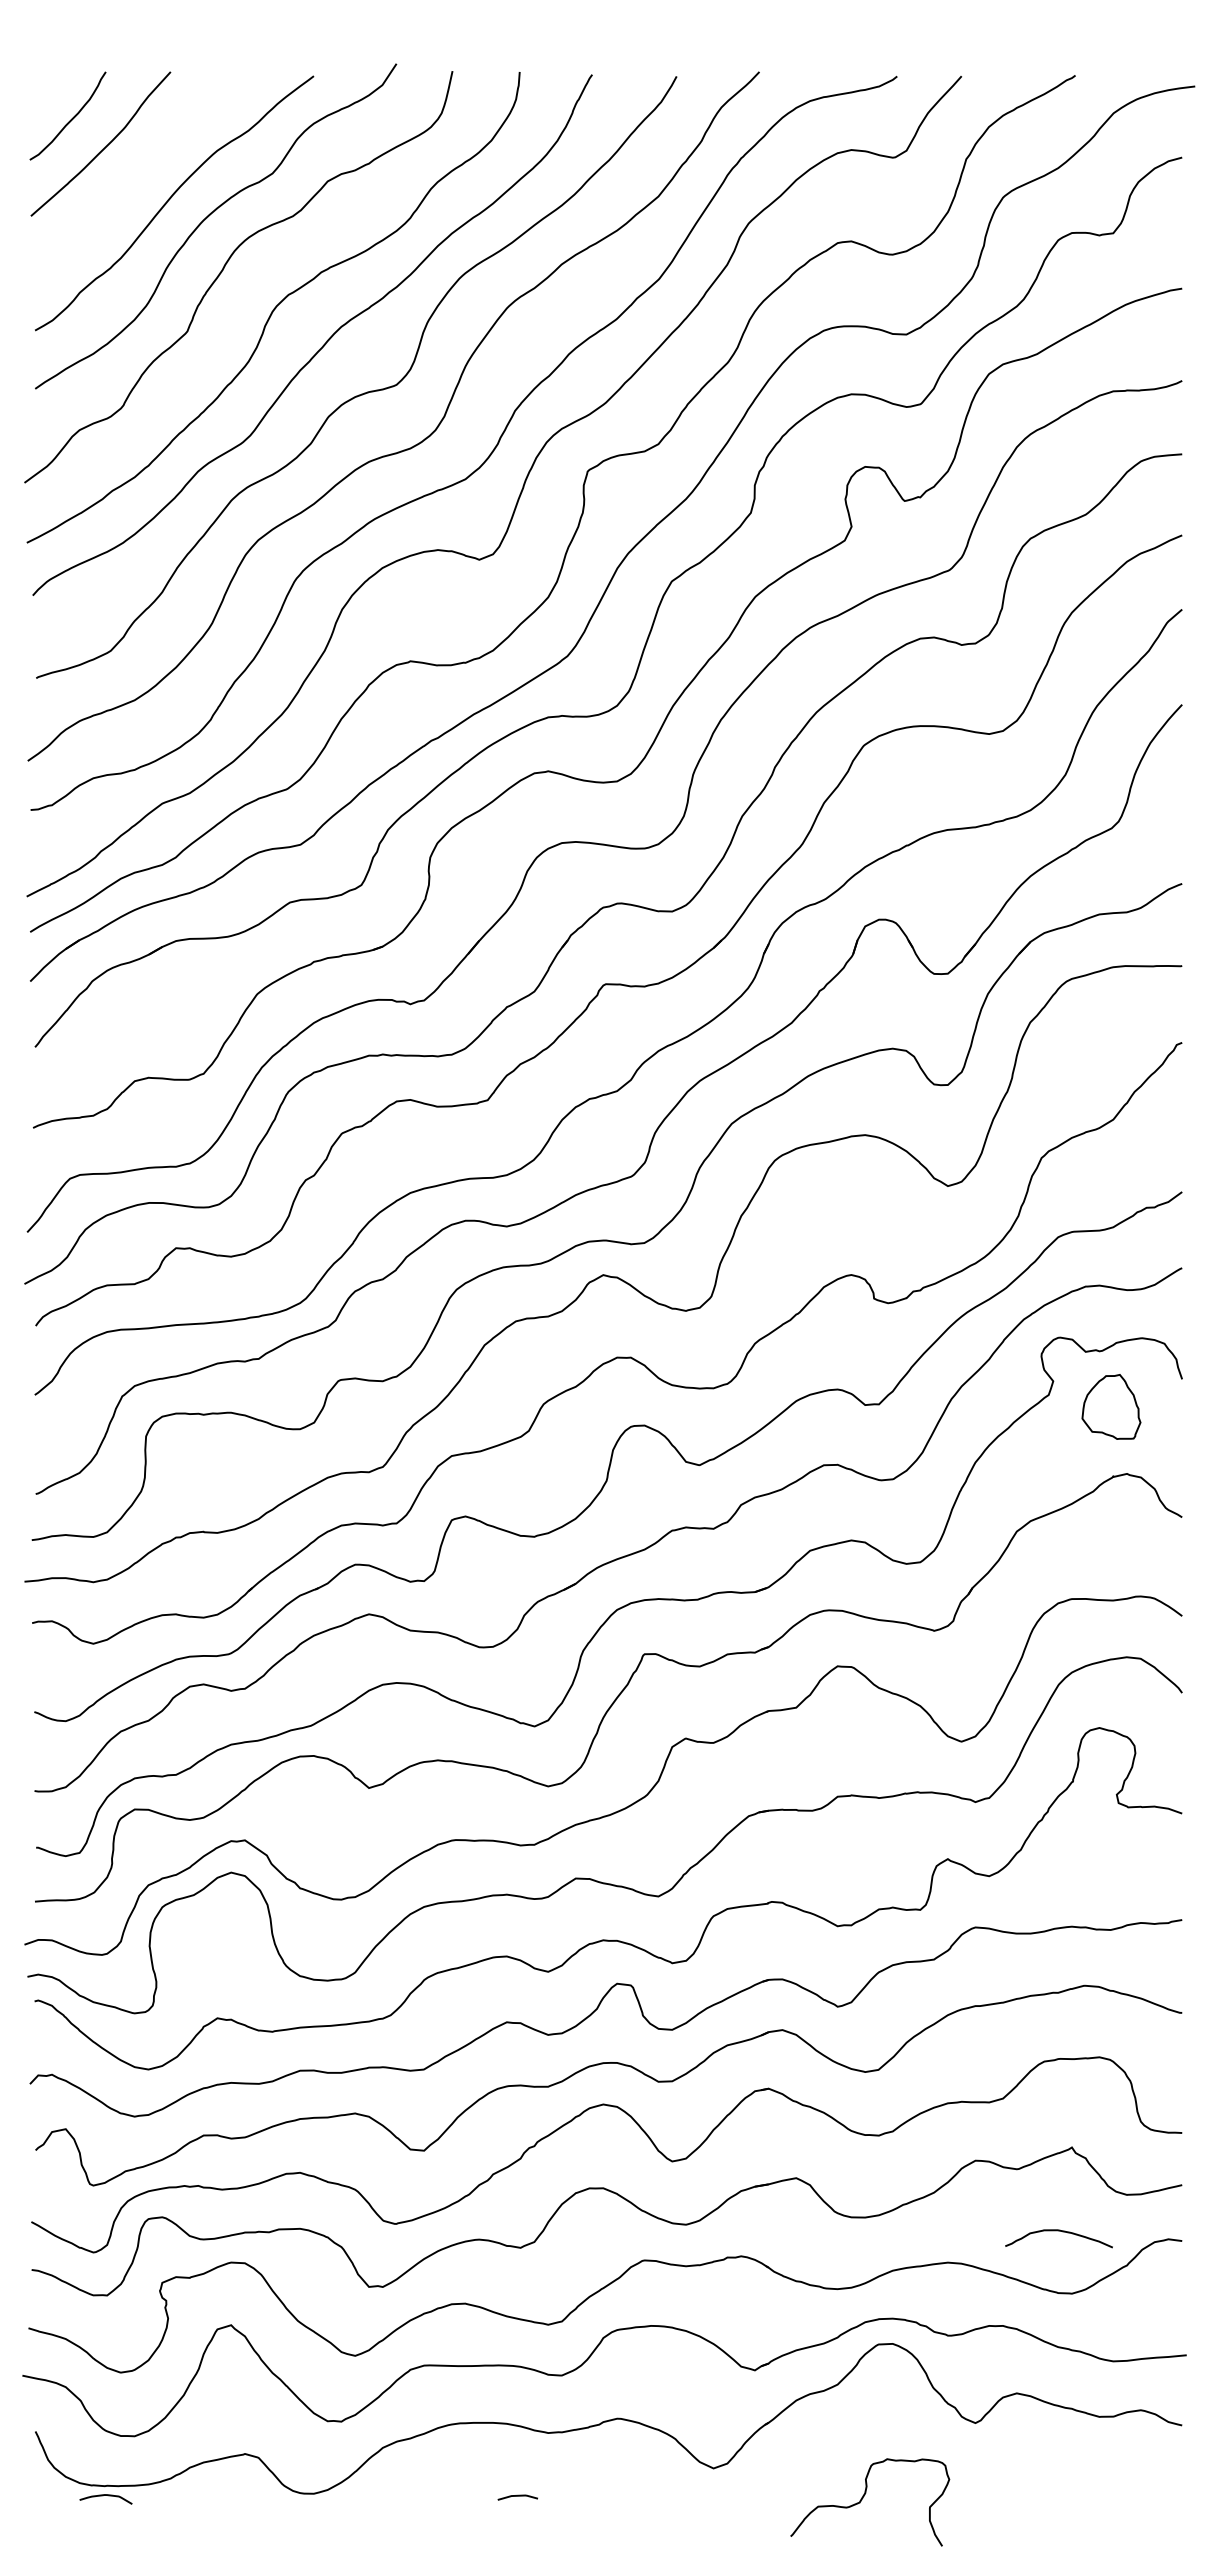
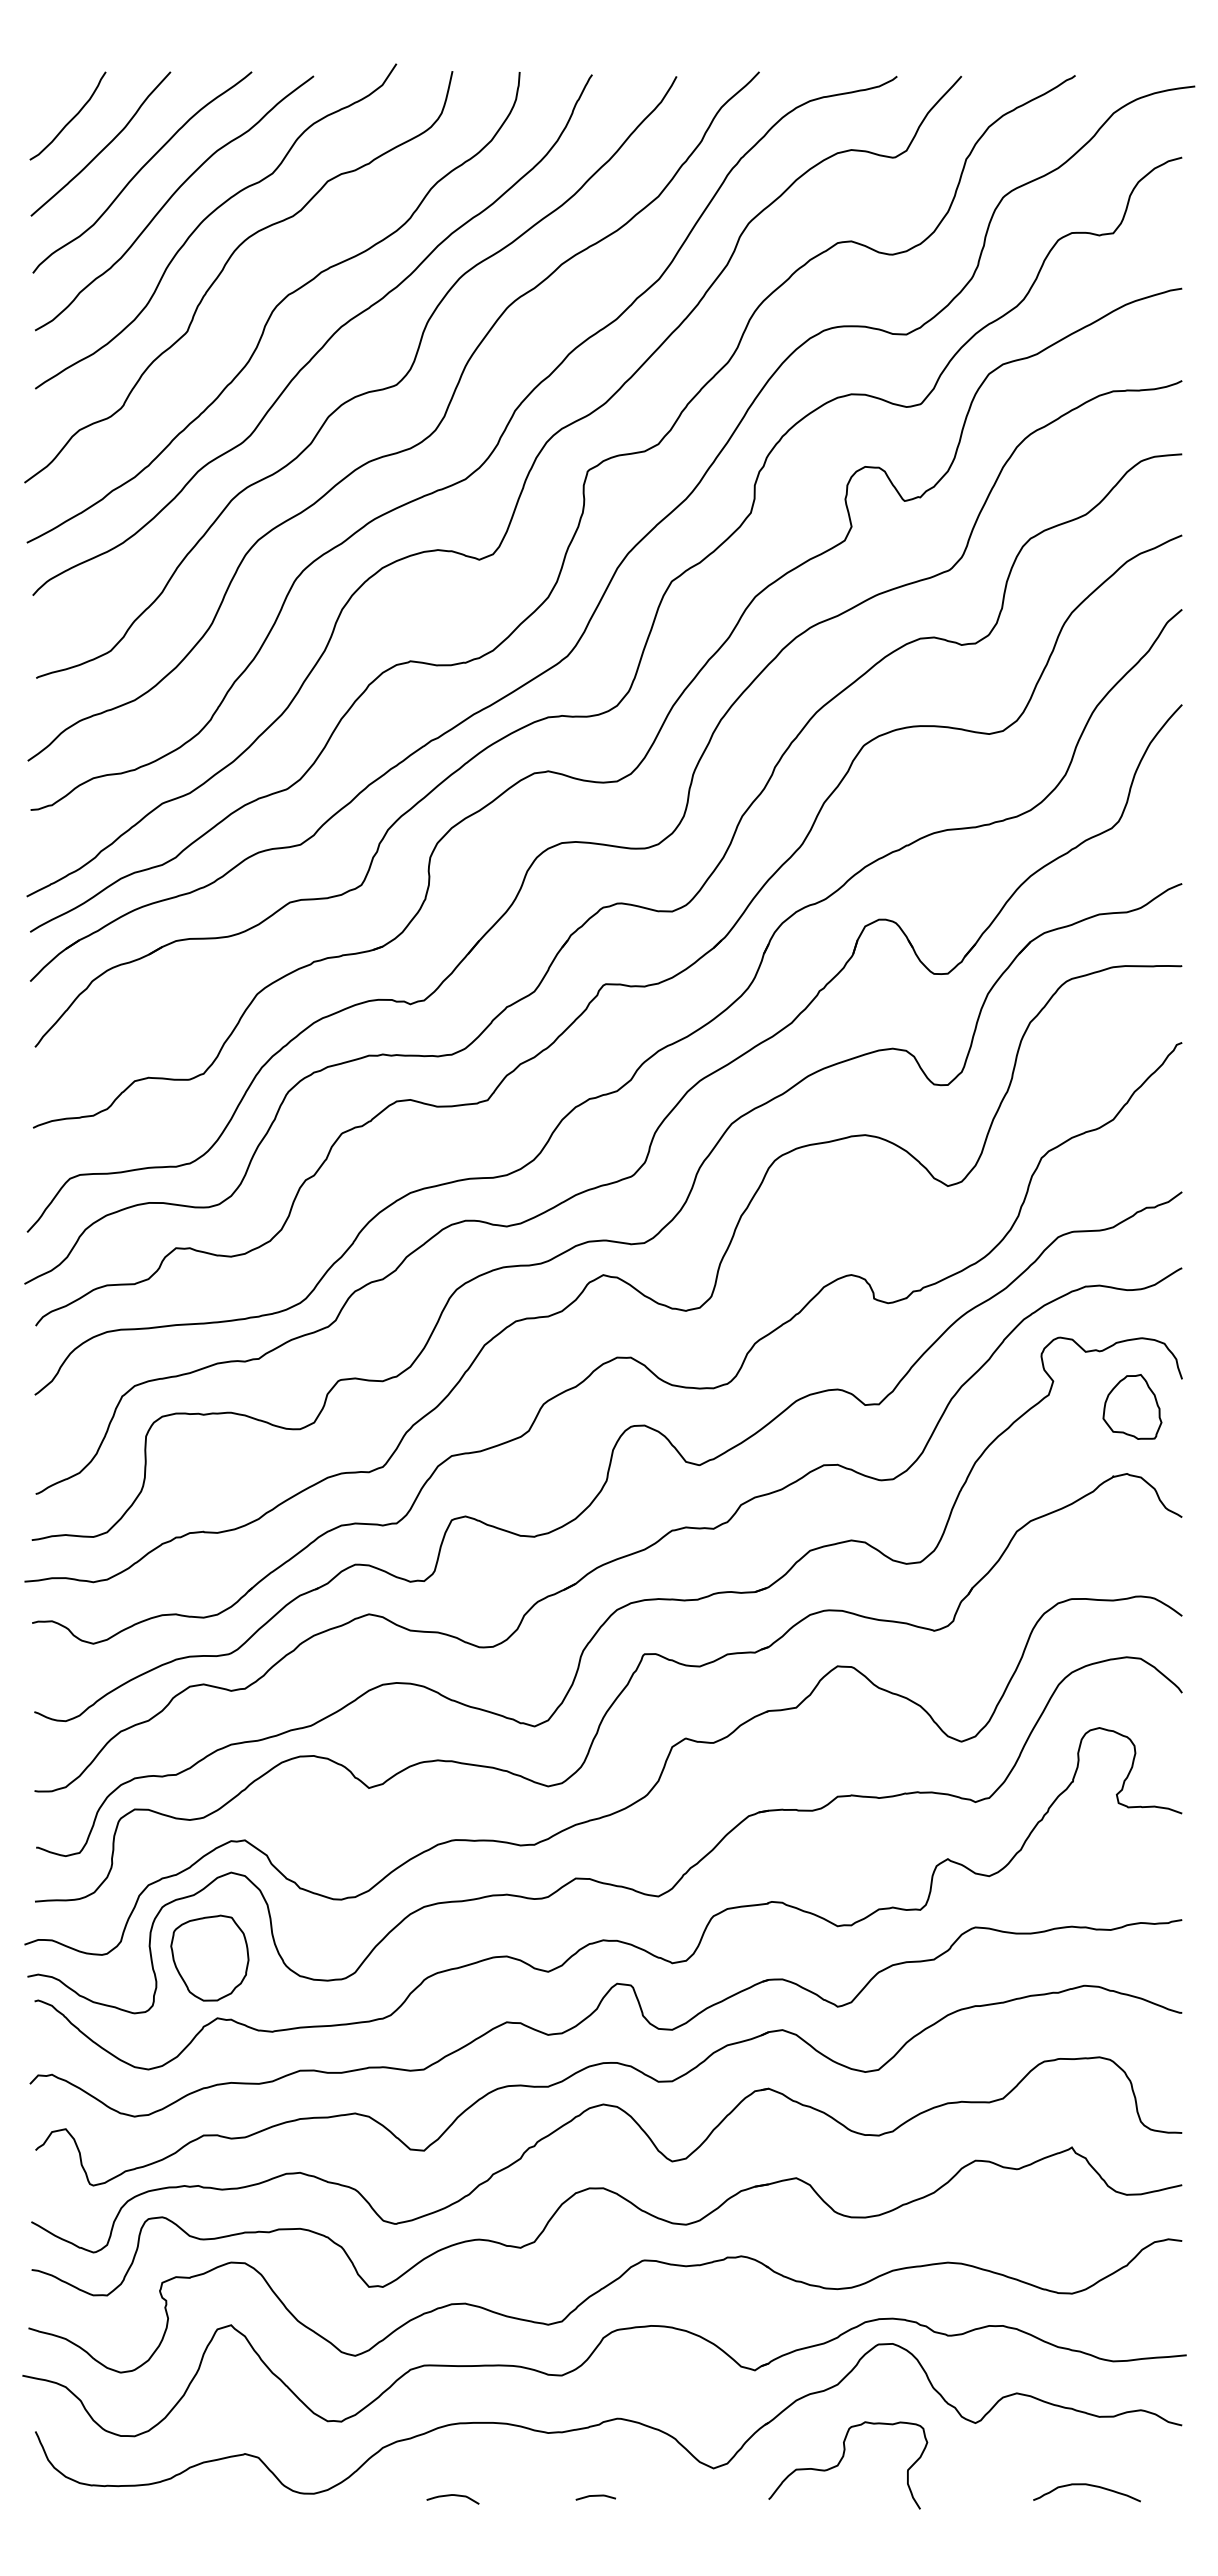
curve: none -> present (141, 170)
part position: (1111, 1406) -> (1132, 1406) (1132, 1406)
part: none -> present (209, 1957)
curve position: (1058, 2231) -> (1086, 2485) (1086, 2485)
curve position: (103, 2496) -> (450, 2496) (450, 2496)
line position: (517, 2496) -> (595, 2496) (595, 2496)
curve position: (863, 2498) -> (841, 2461) (841, 2461)
